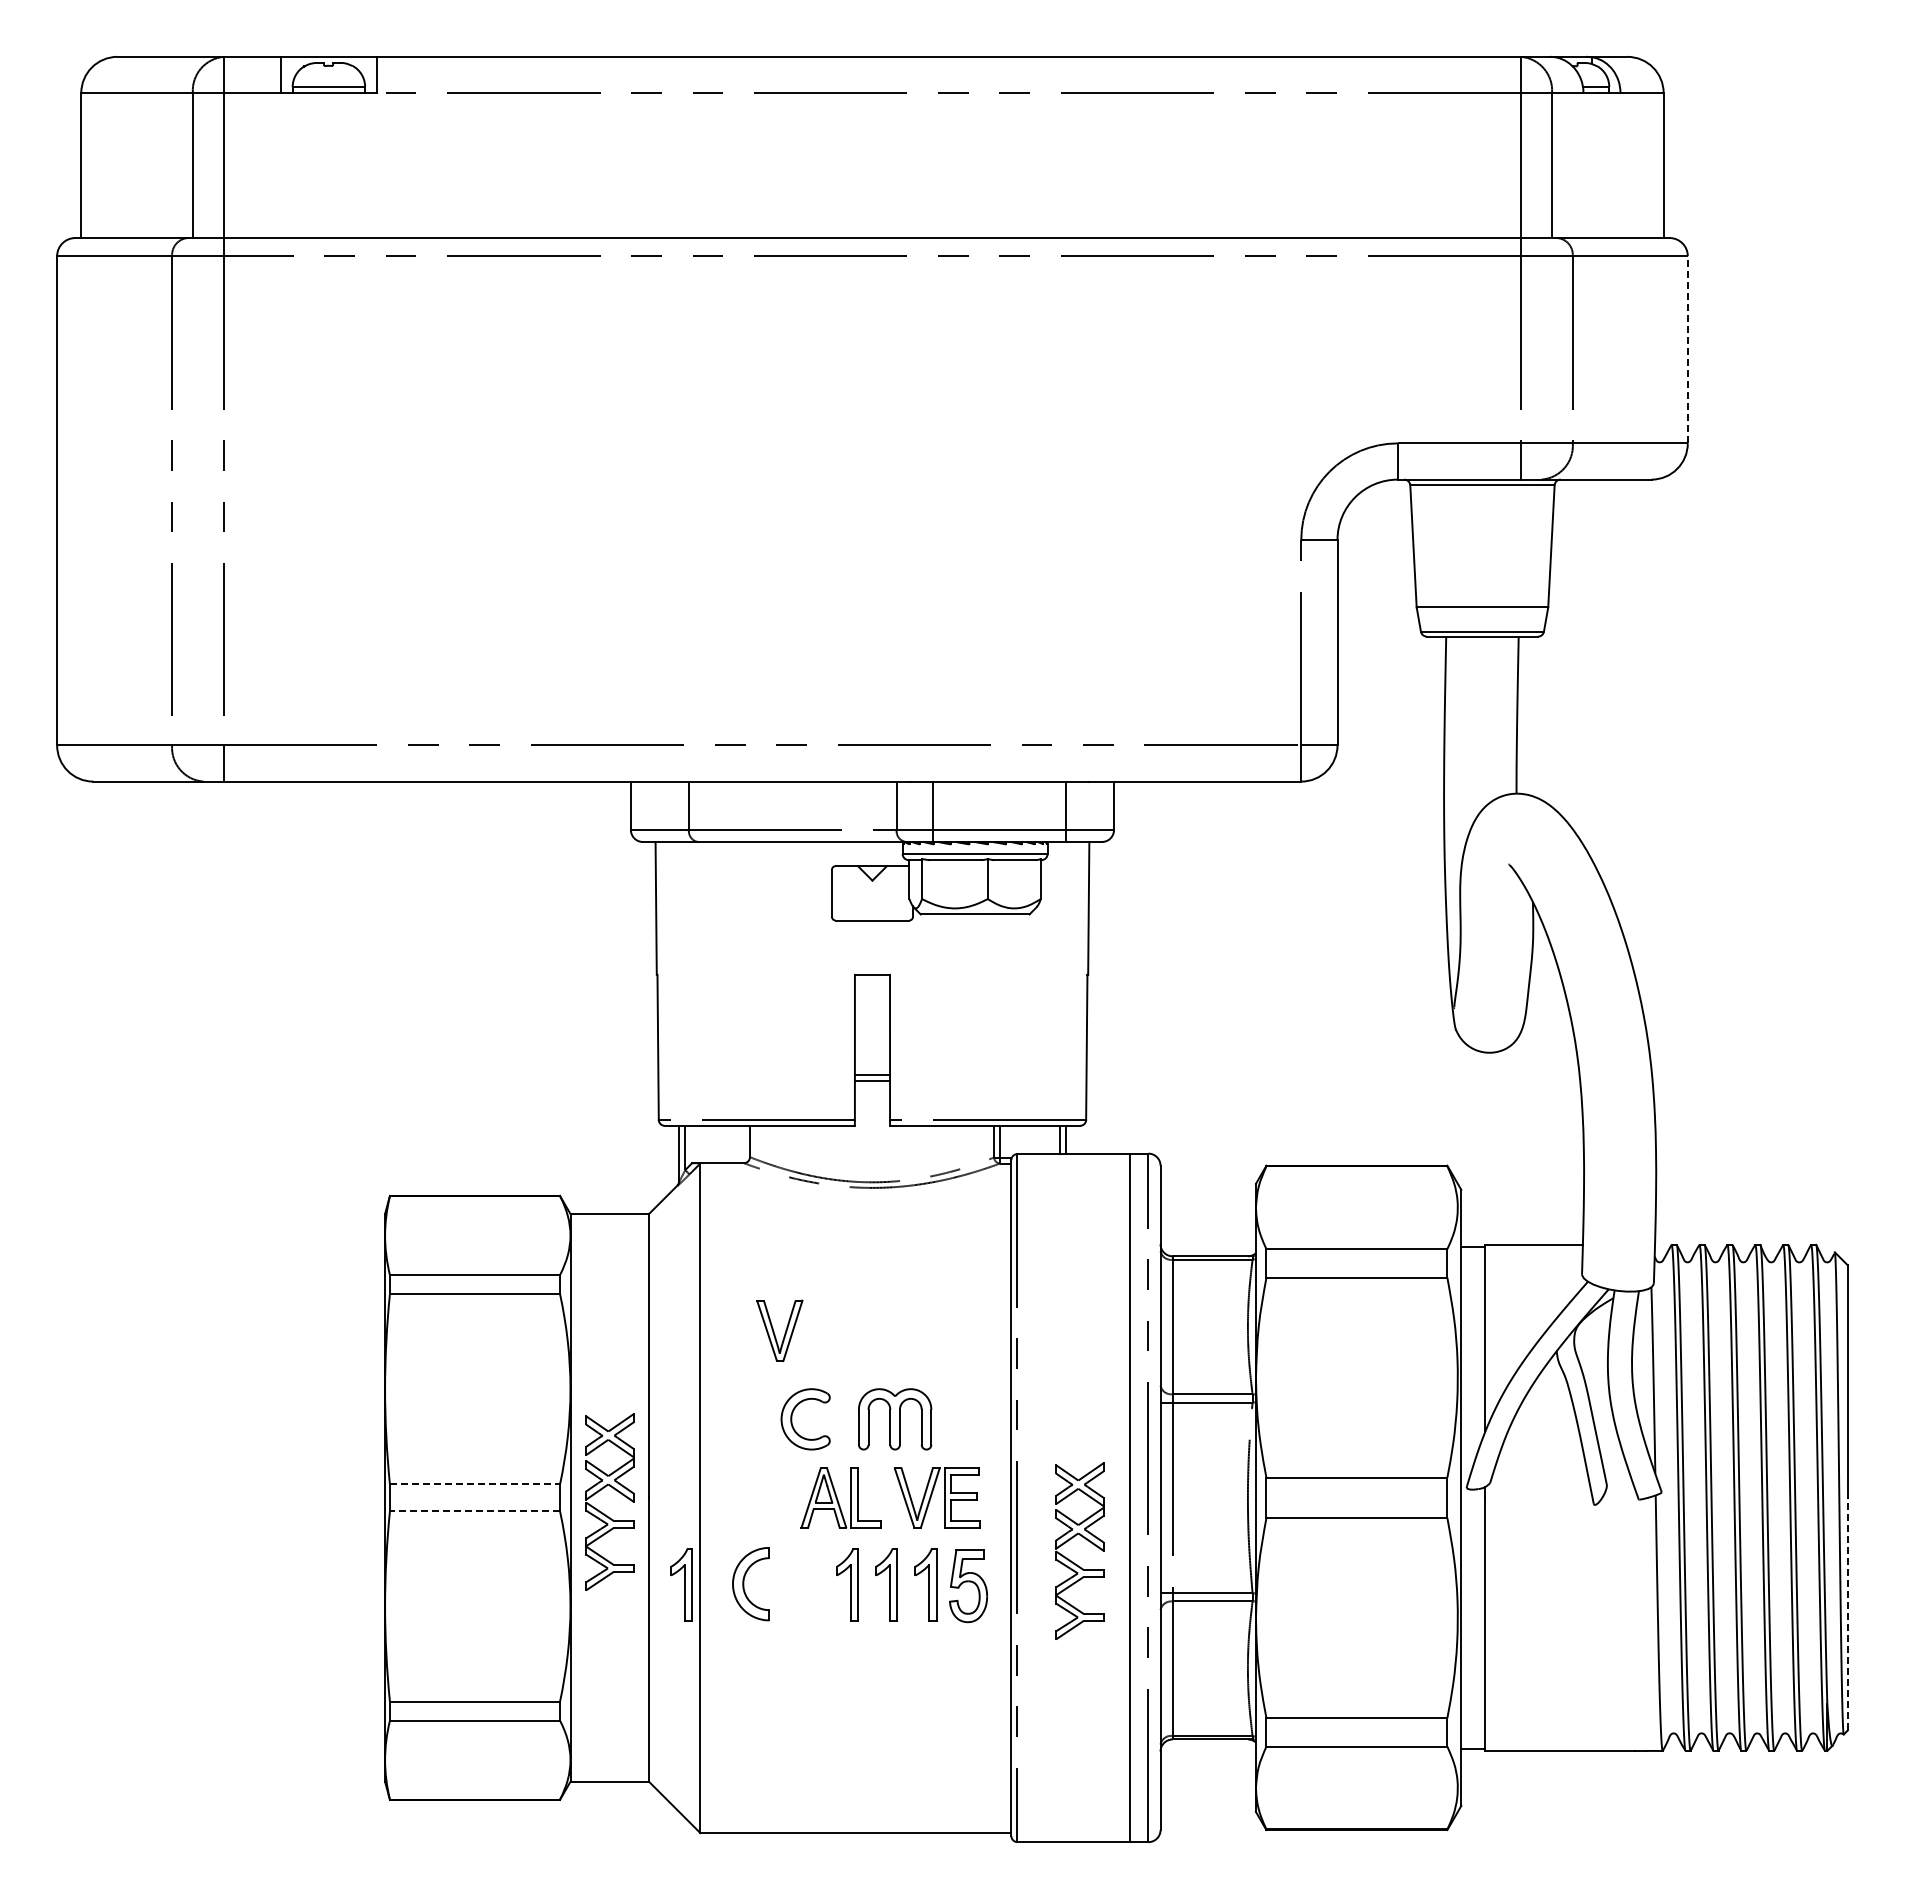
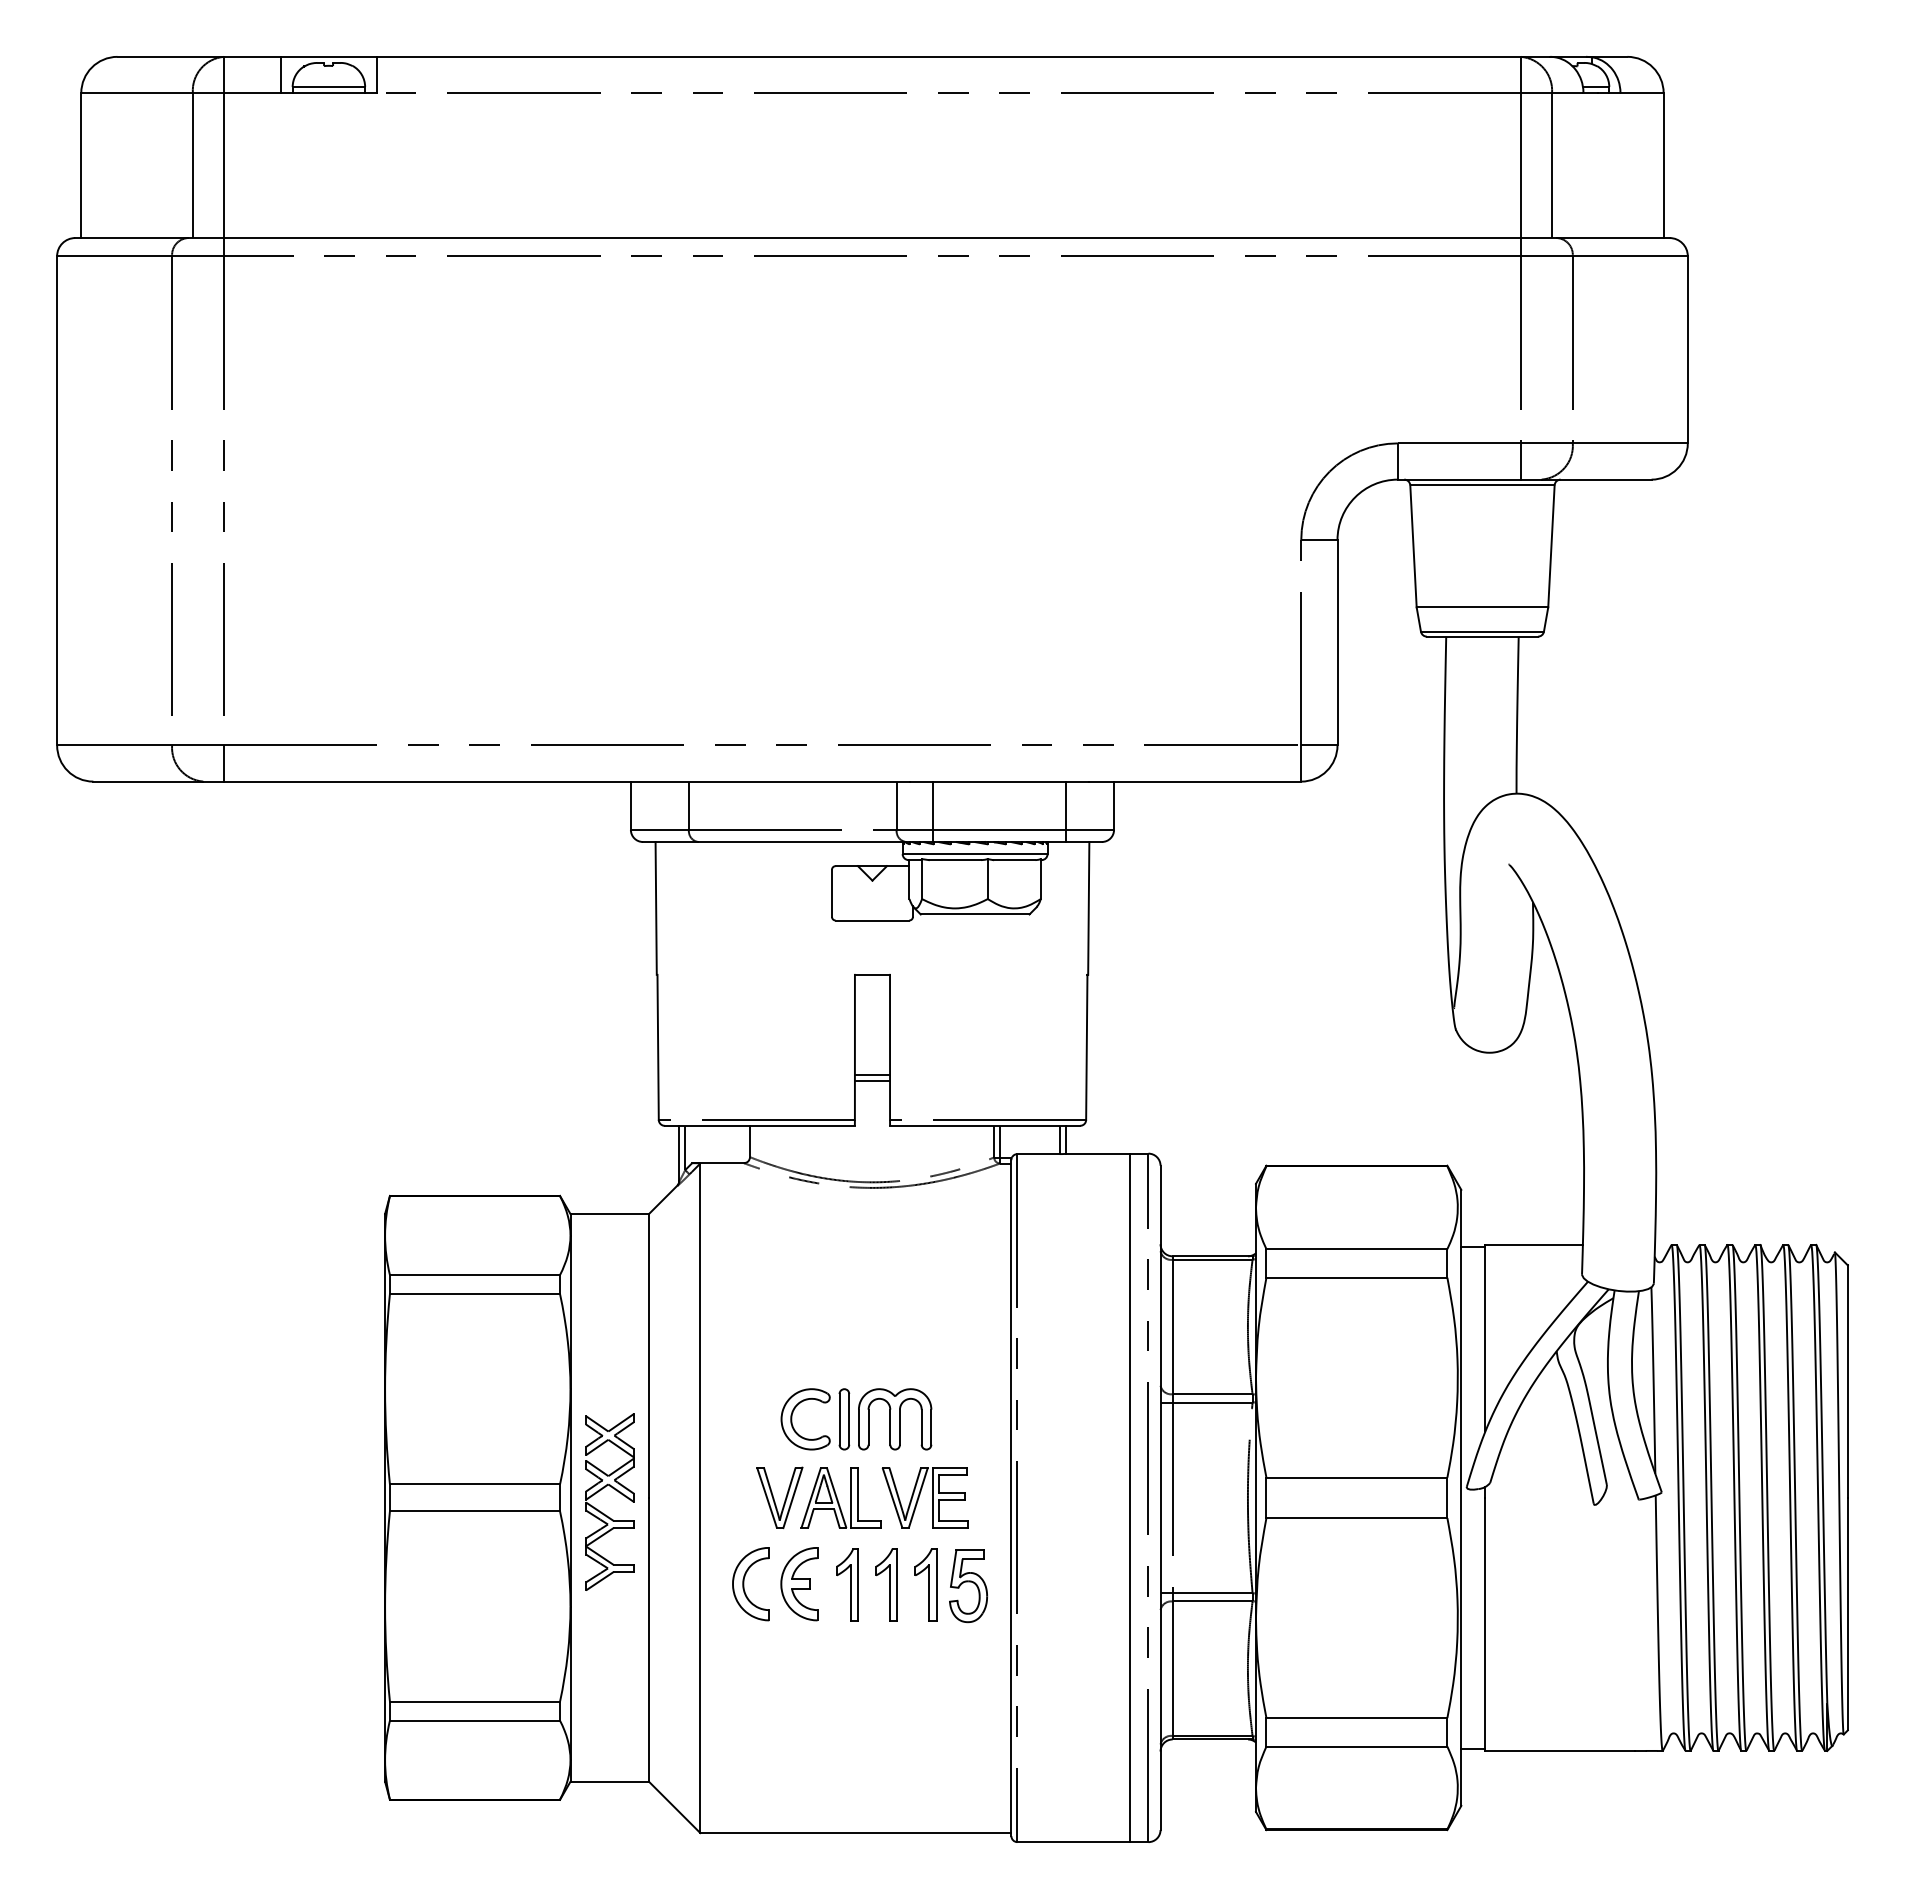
line: dashed -> solid (1687, 349)
part position: (779, 1330) -> (779, 1497) (779, 1497)
part: none -> present (844, 1419)
line: dashed -> solid (475, 1484)
part position: (936, 1497) -> (924, 1497) (924, 1497)
line: dashed -> solid (474, 1511)
part: present -> none (1086, 1540)
part: present -> none (681, 1584)
part: none -> present (799, 1584)
line: dashed -> solid (1847, 1613)
